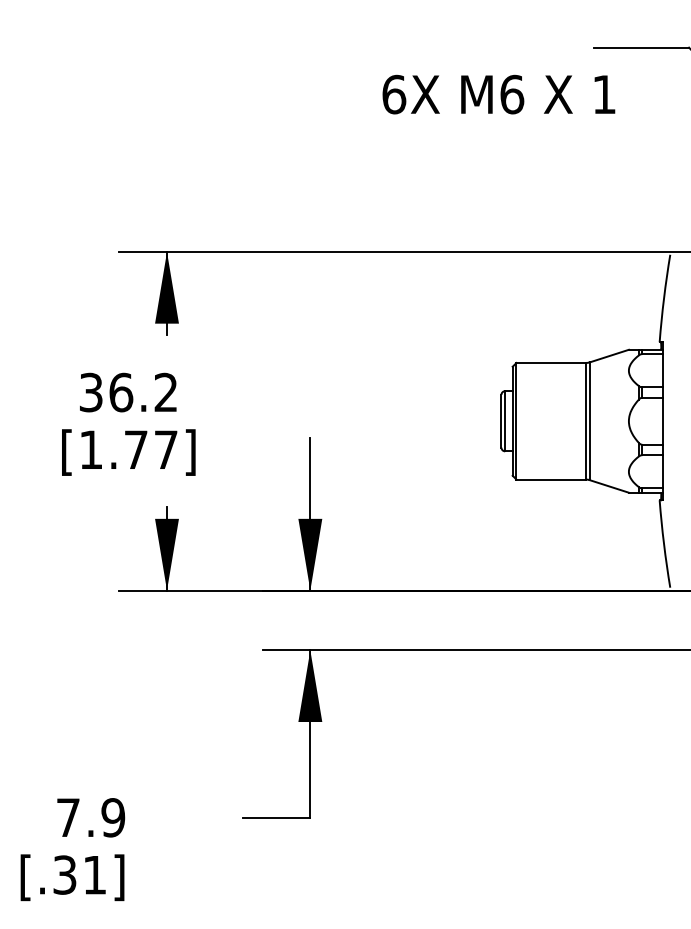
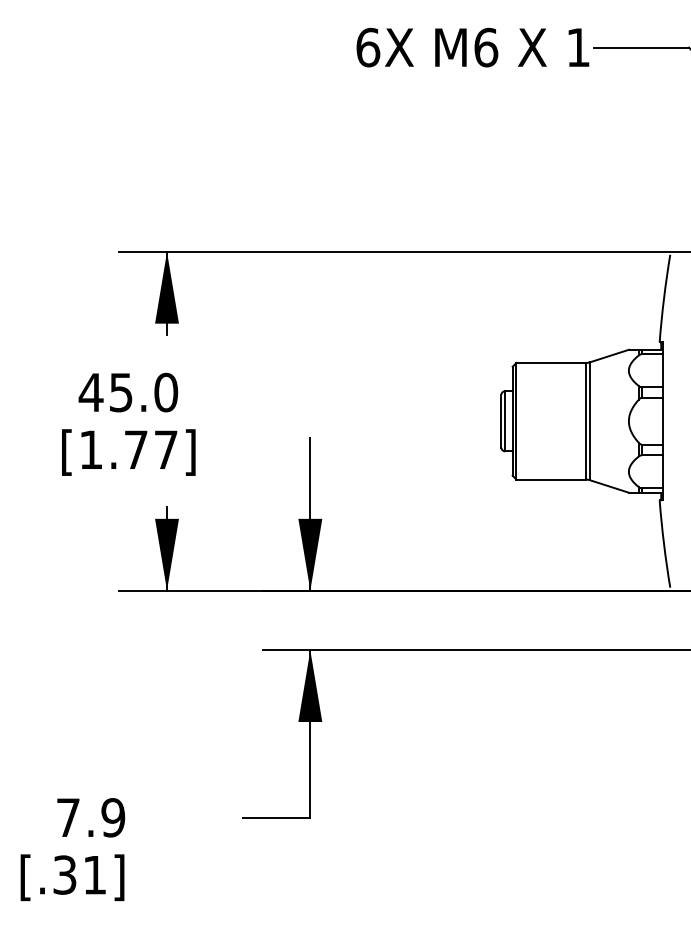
text position: (498, 94) -> (472, 47) (472, 47)
text: 36.2 -> 45.0 (128, 392)
